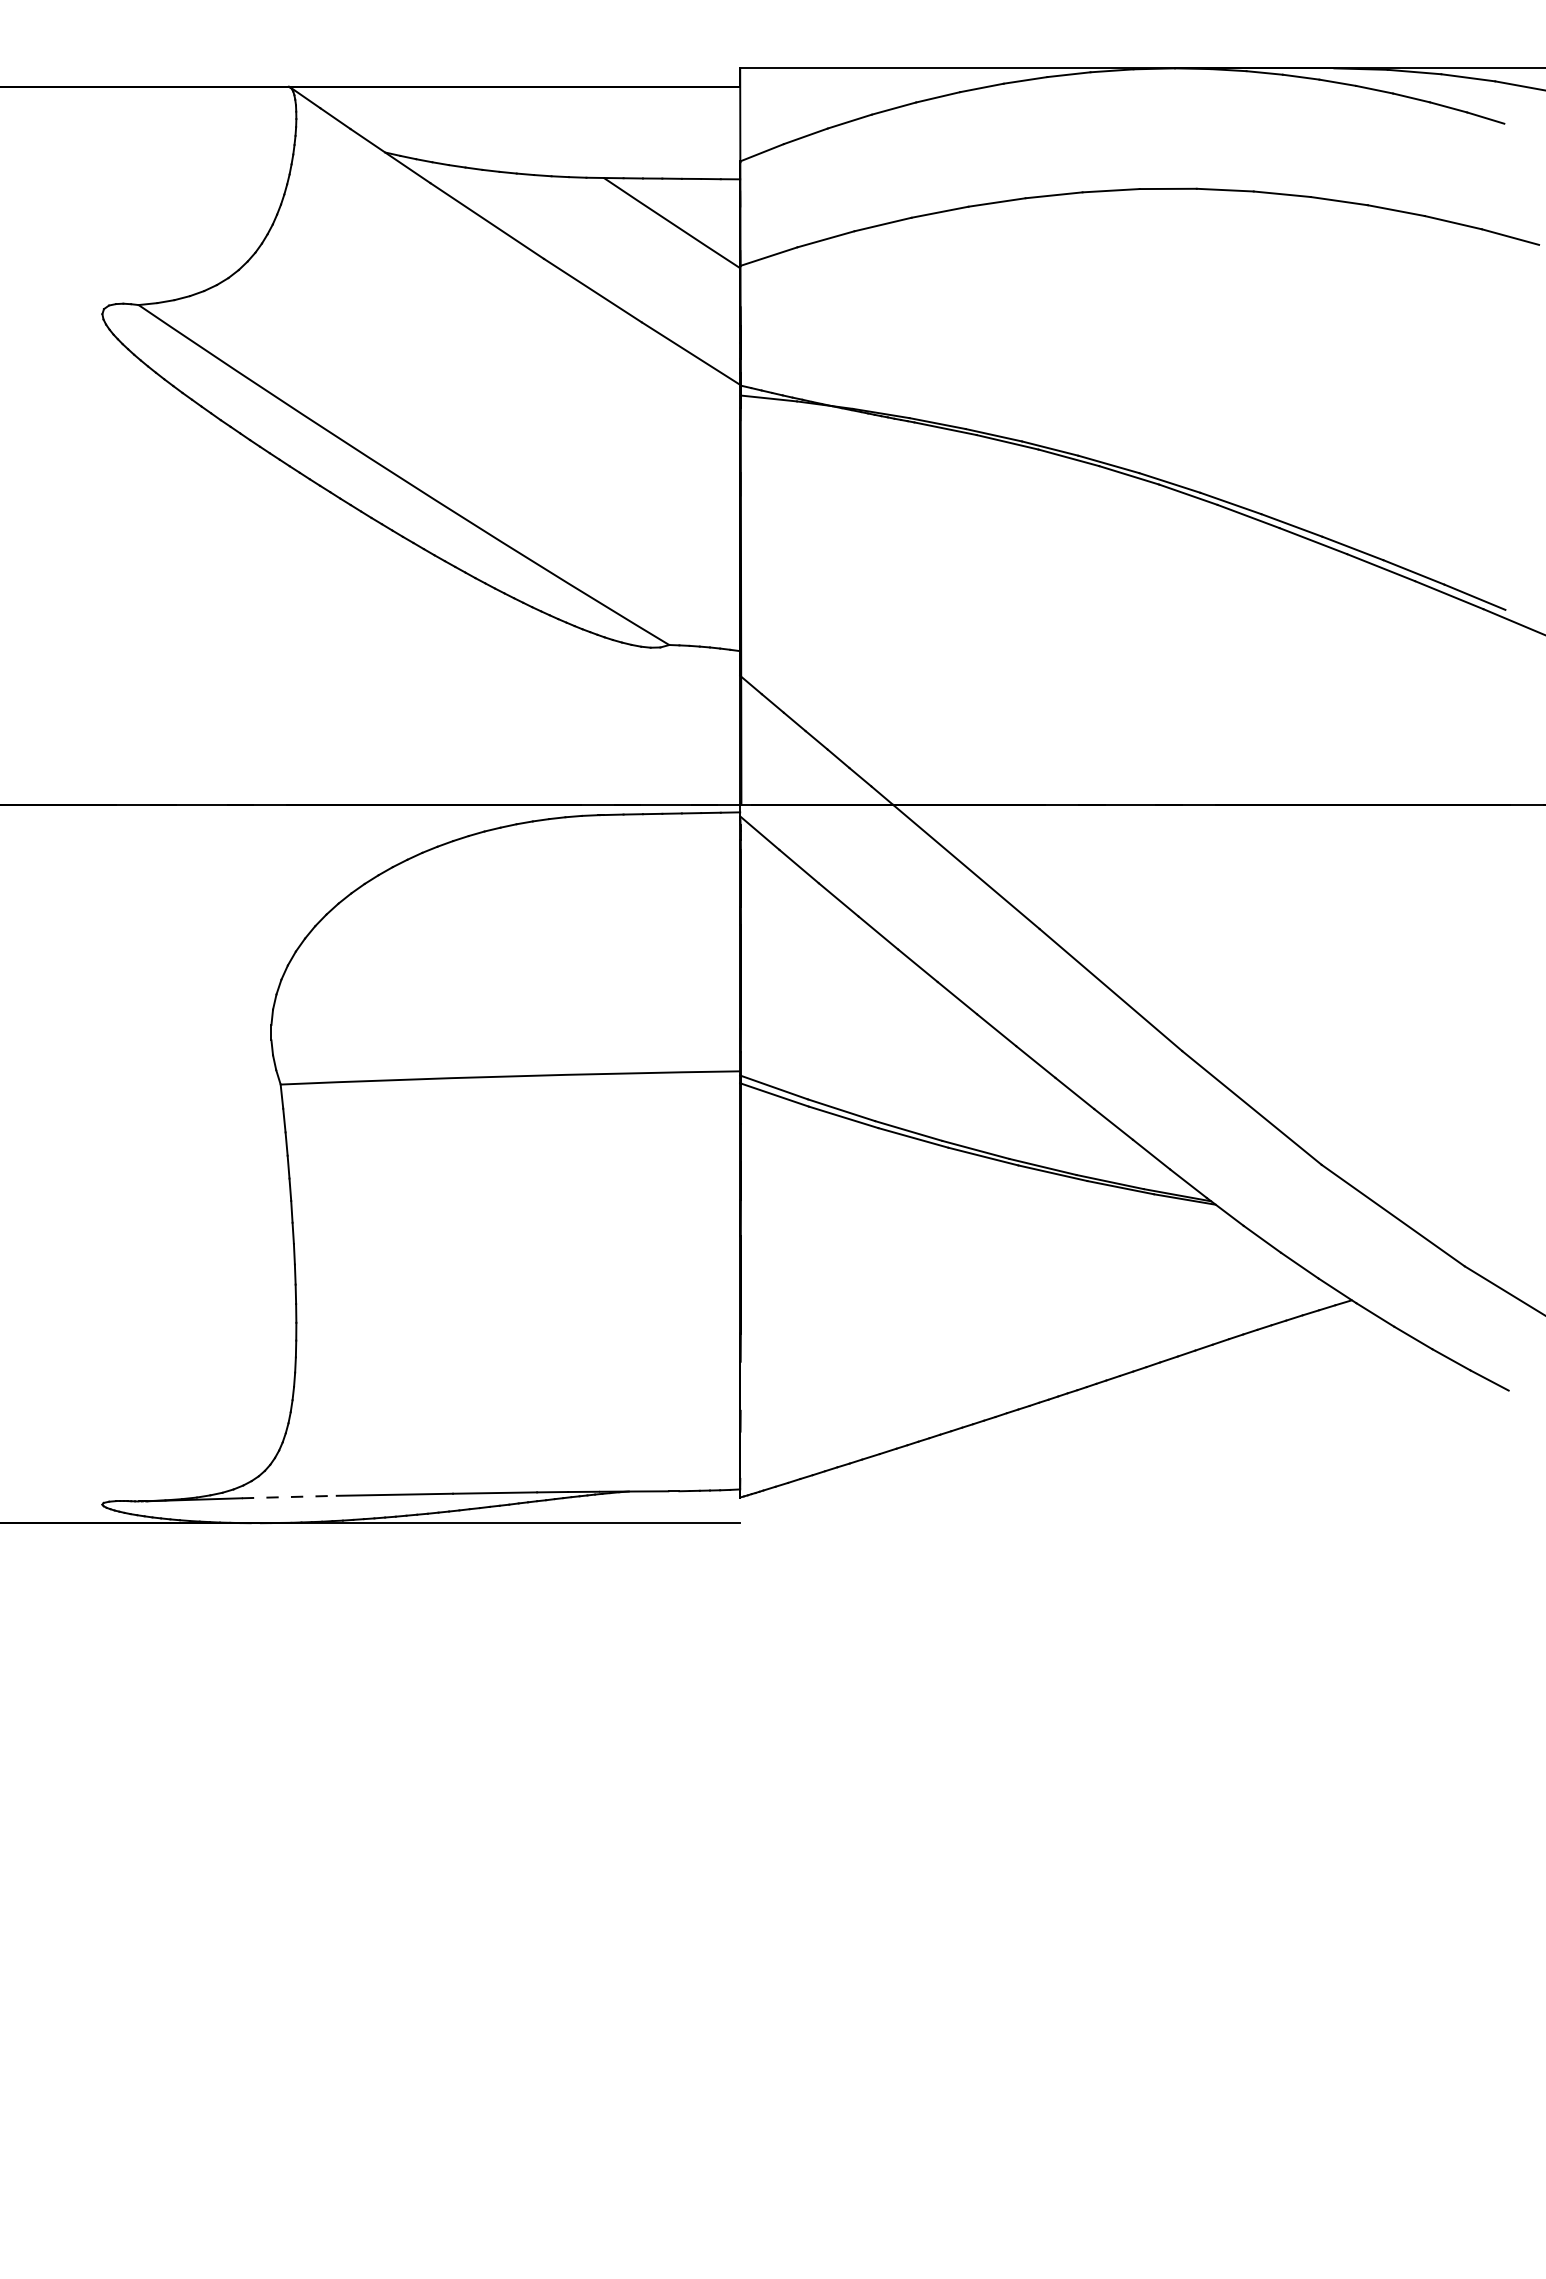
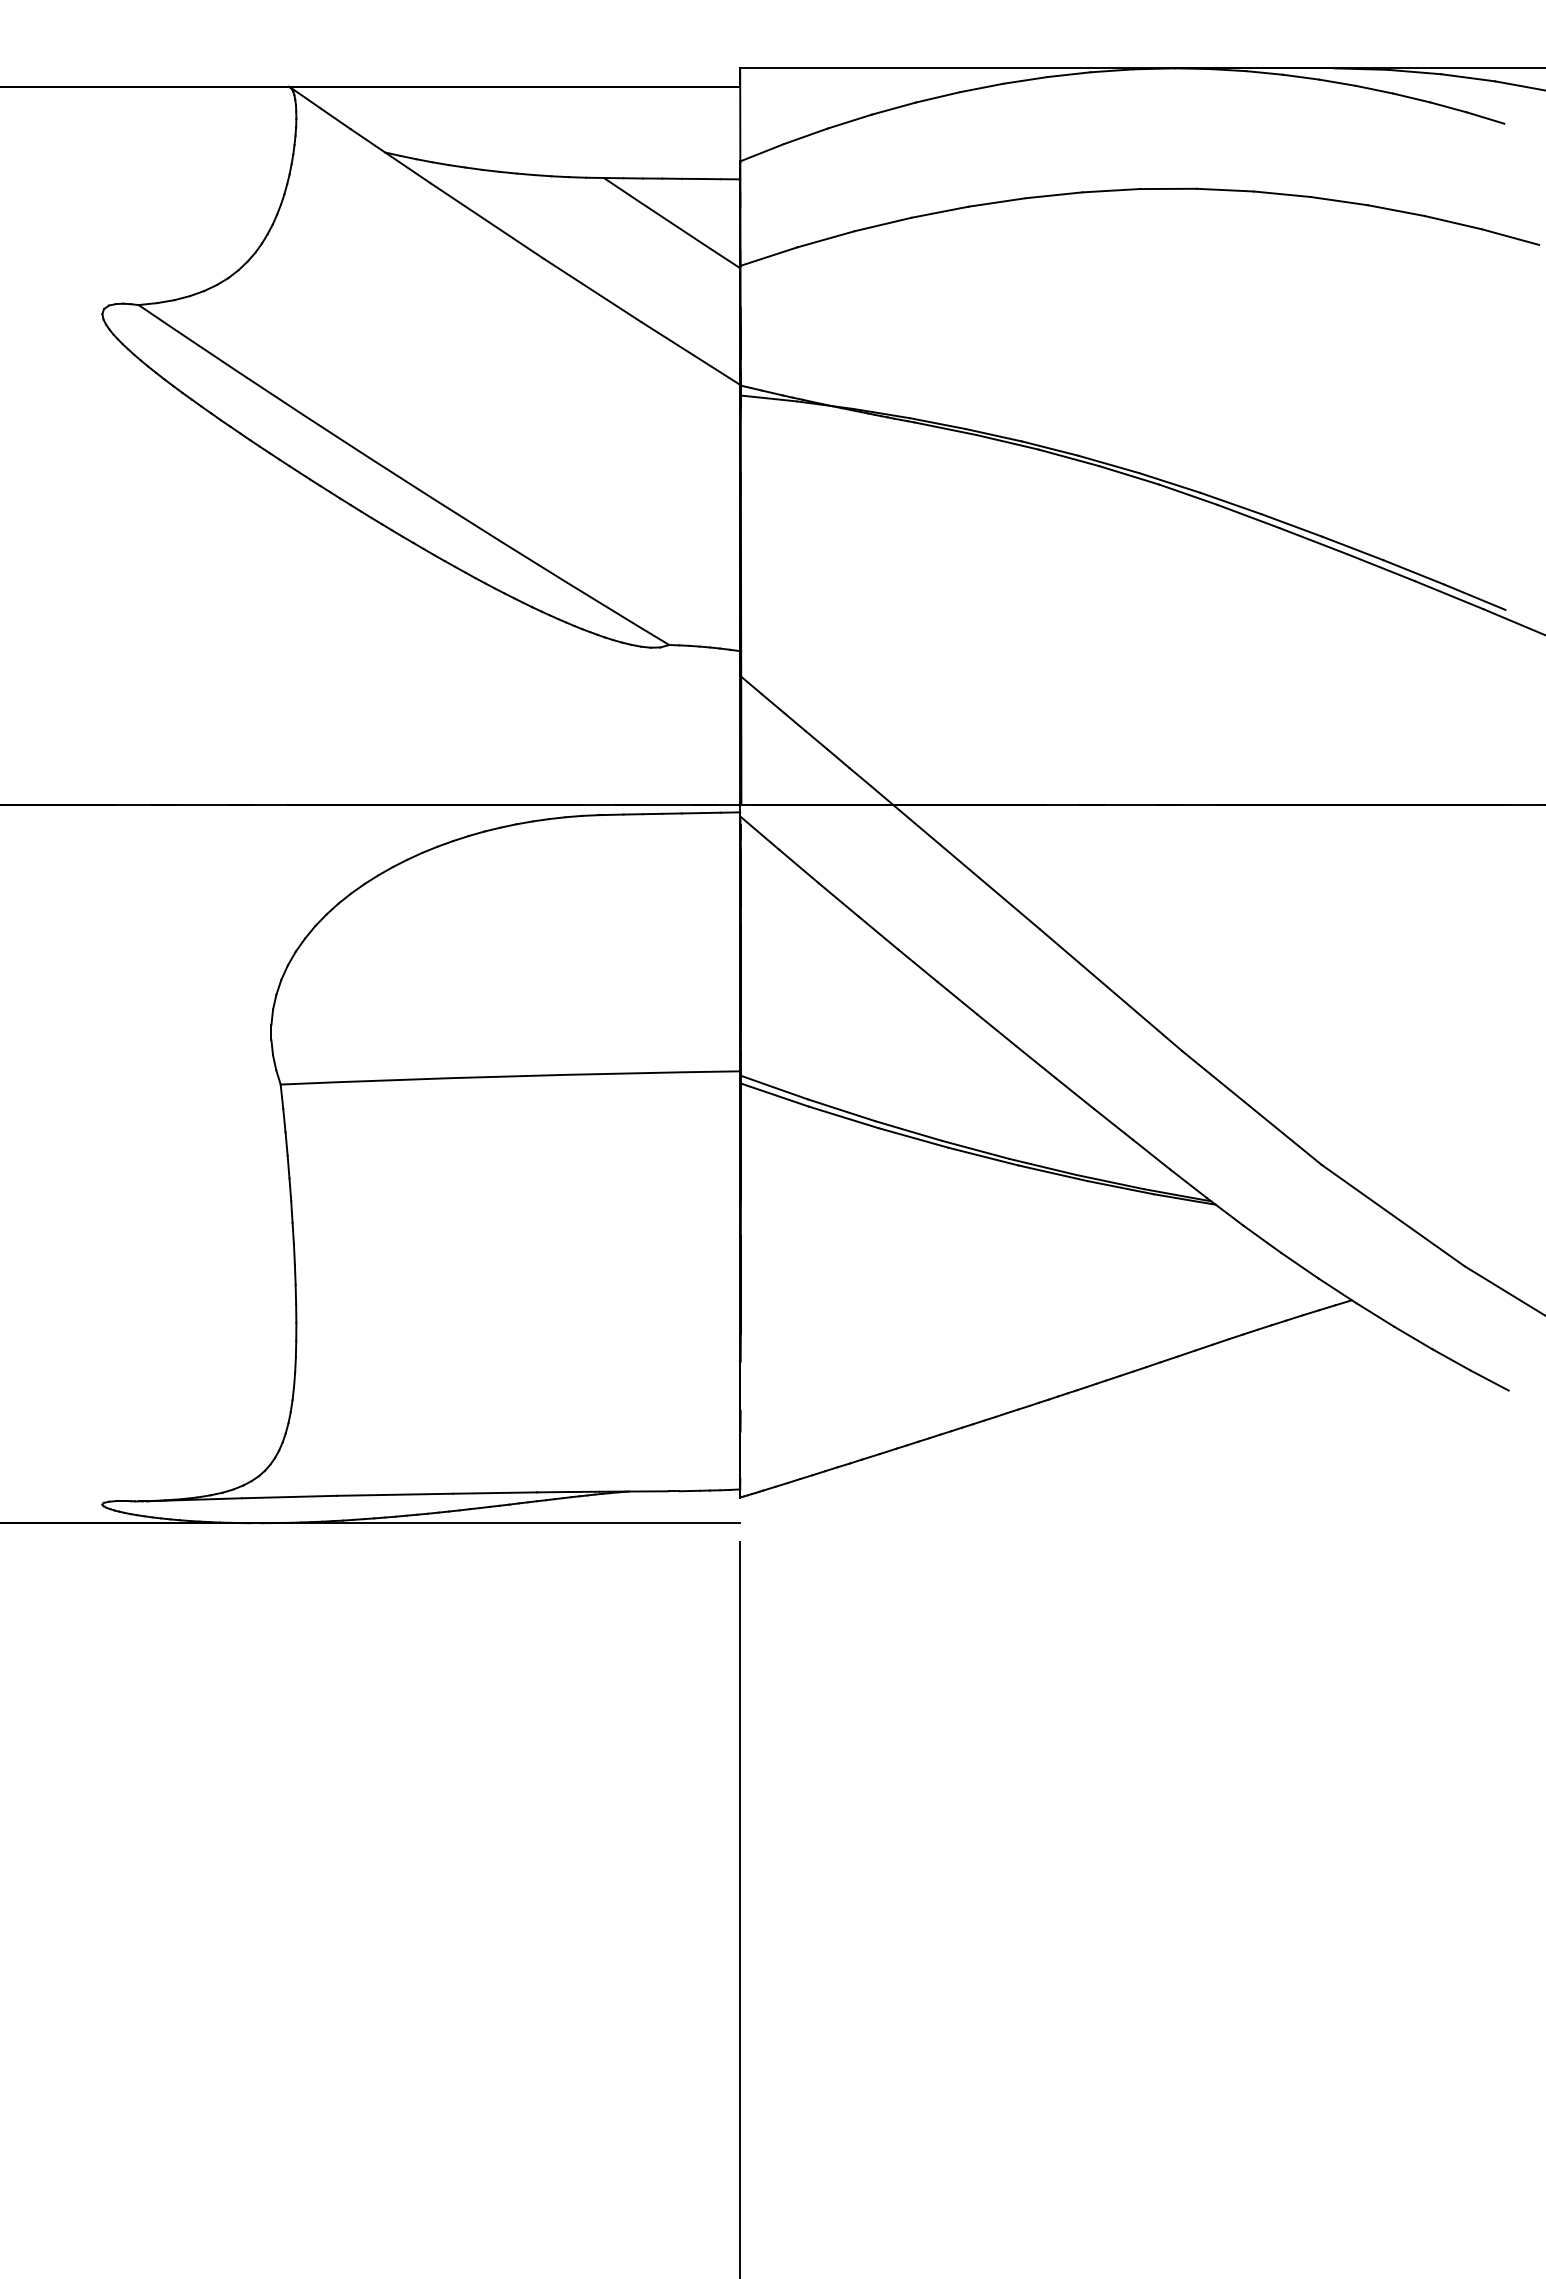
line: dashed -> solid (289, 1497)
line: none -> present (740, 1908)
